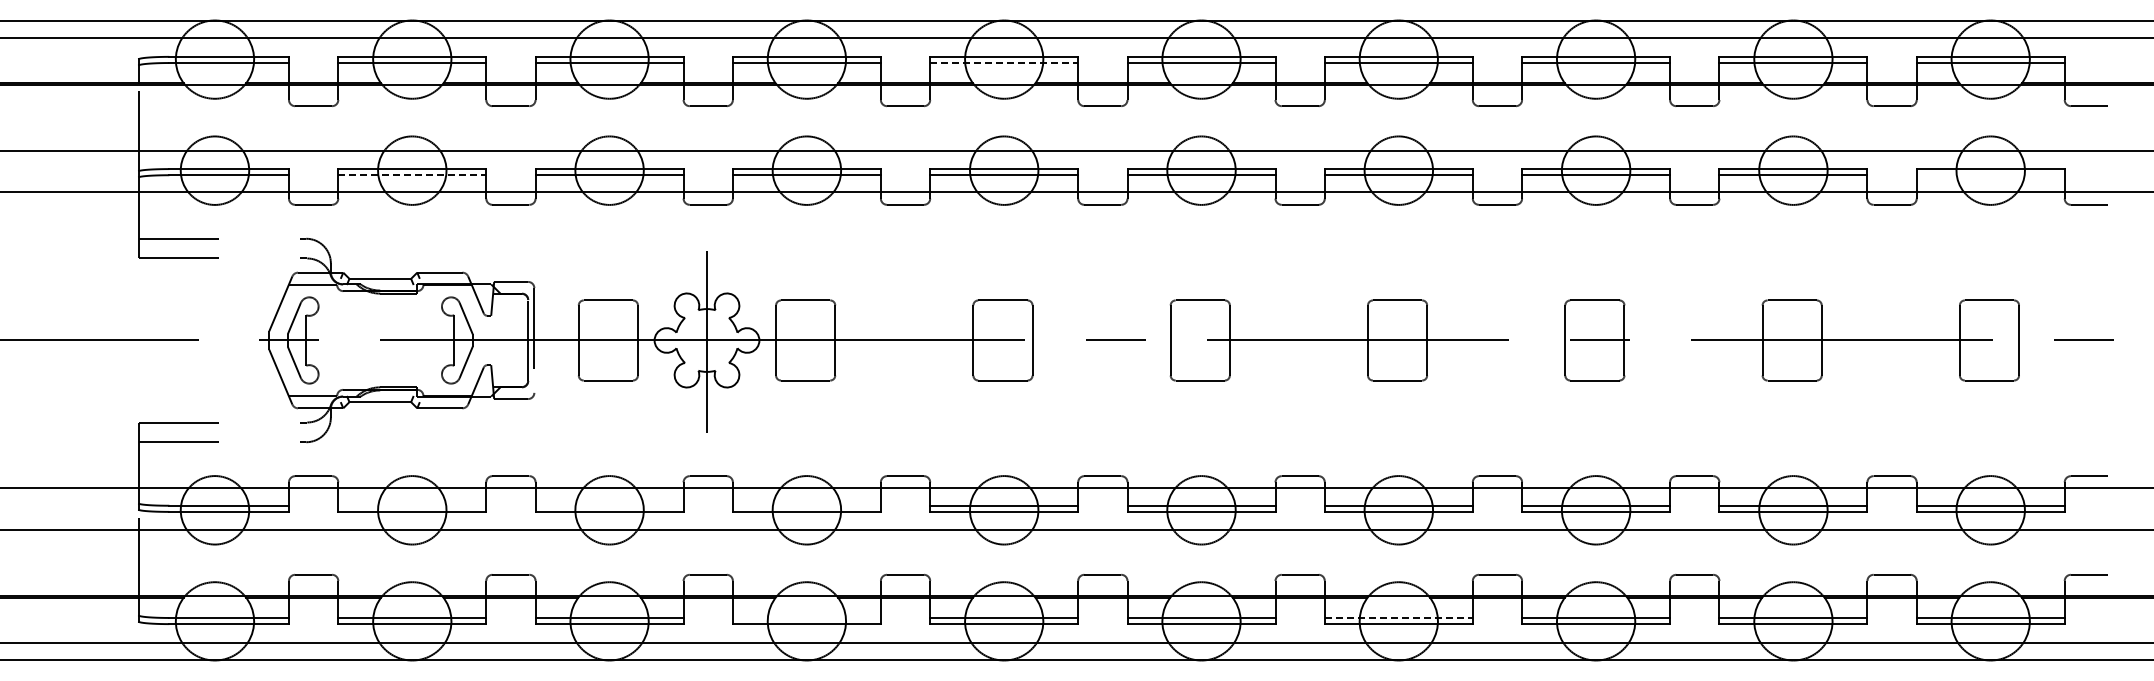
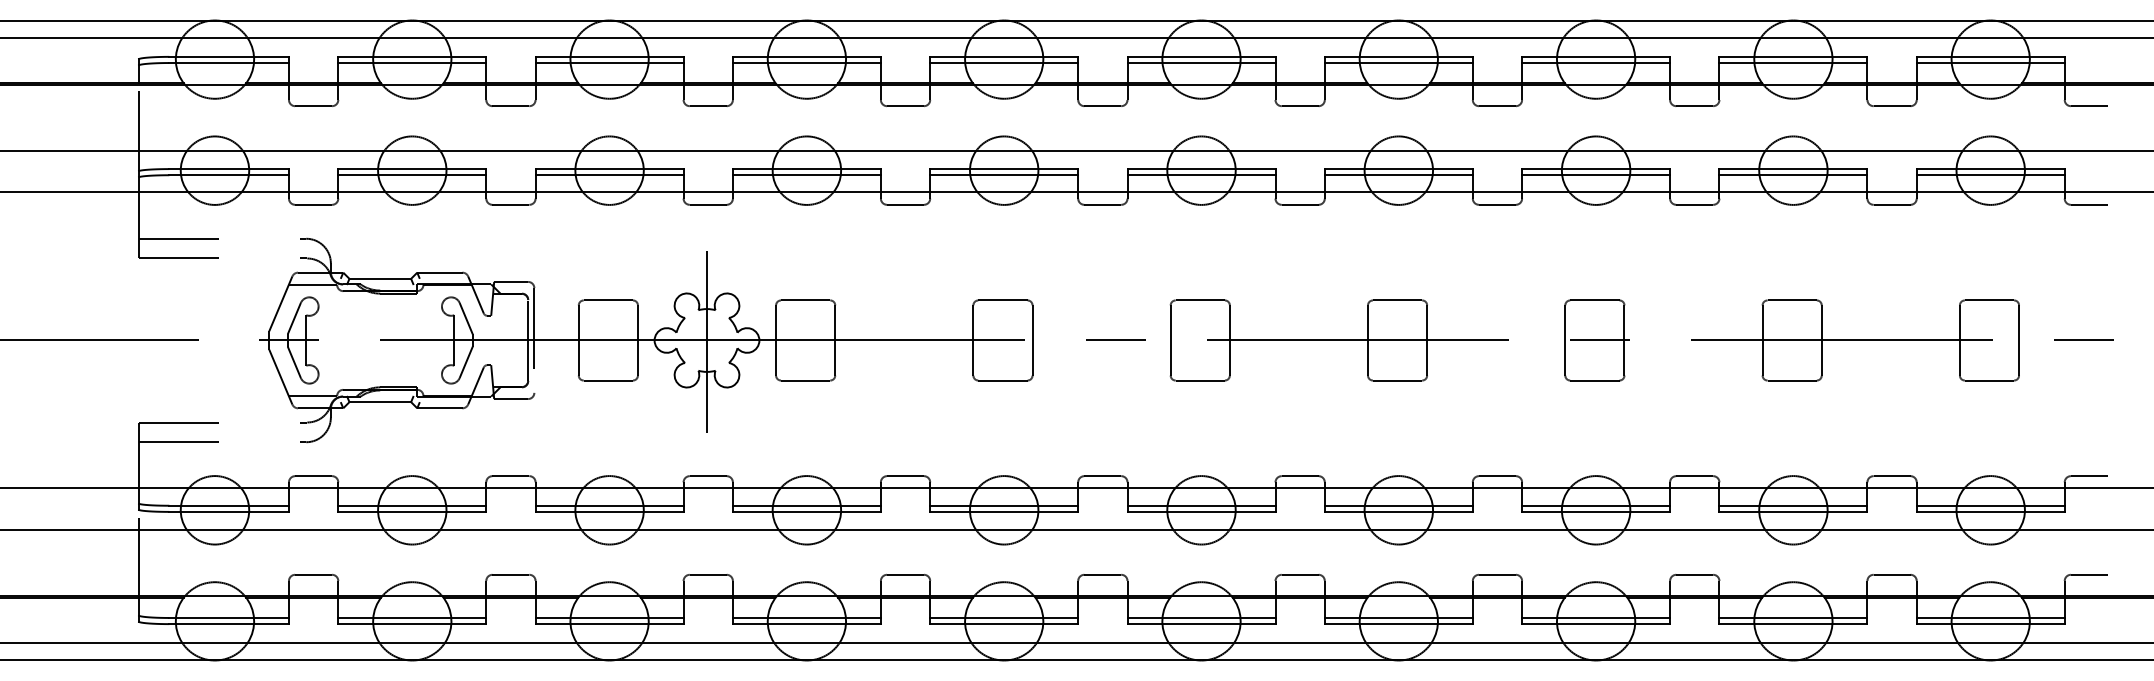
line: dashed -> solid (1004, 63)
line: dashed -> solid (412, 175)
line: none -> present (1990, 175)
line: none -> present (412, 505)
line: none -> present (609, 505)
line: none -> present (806, 505)
line: none -> present (806, 617)
line: dashed -> solid (1398, 617)
